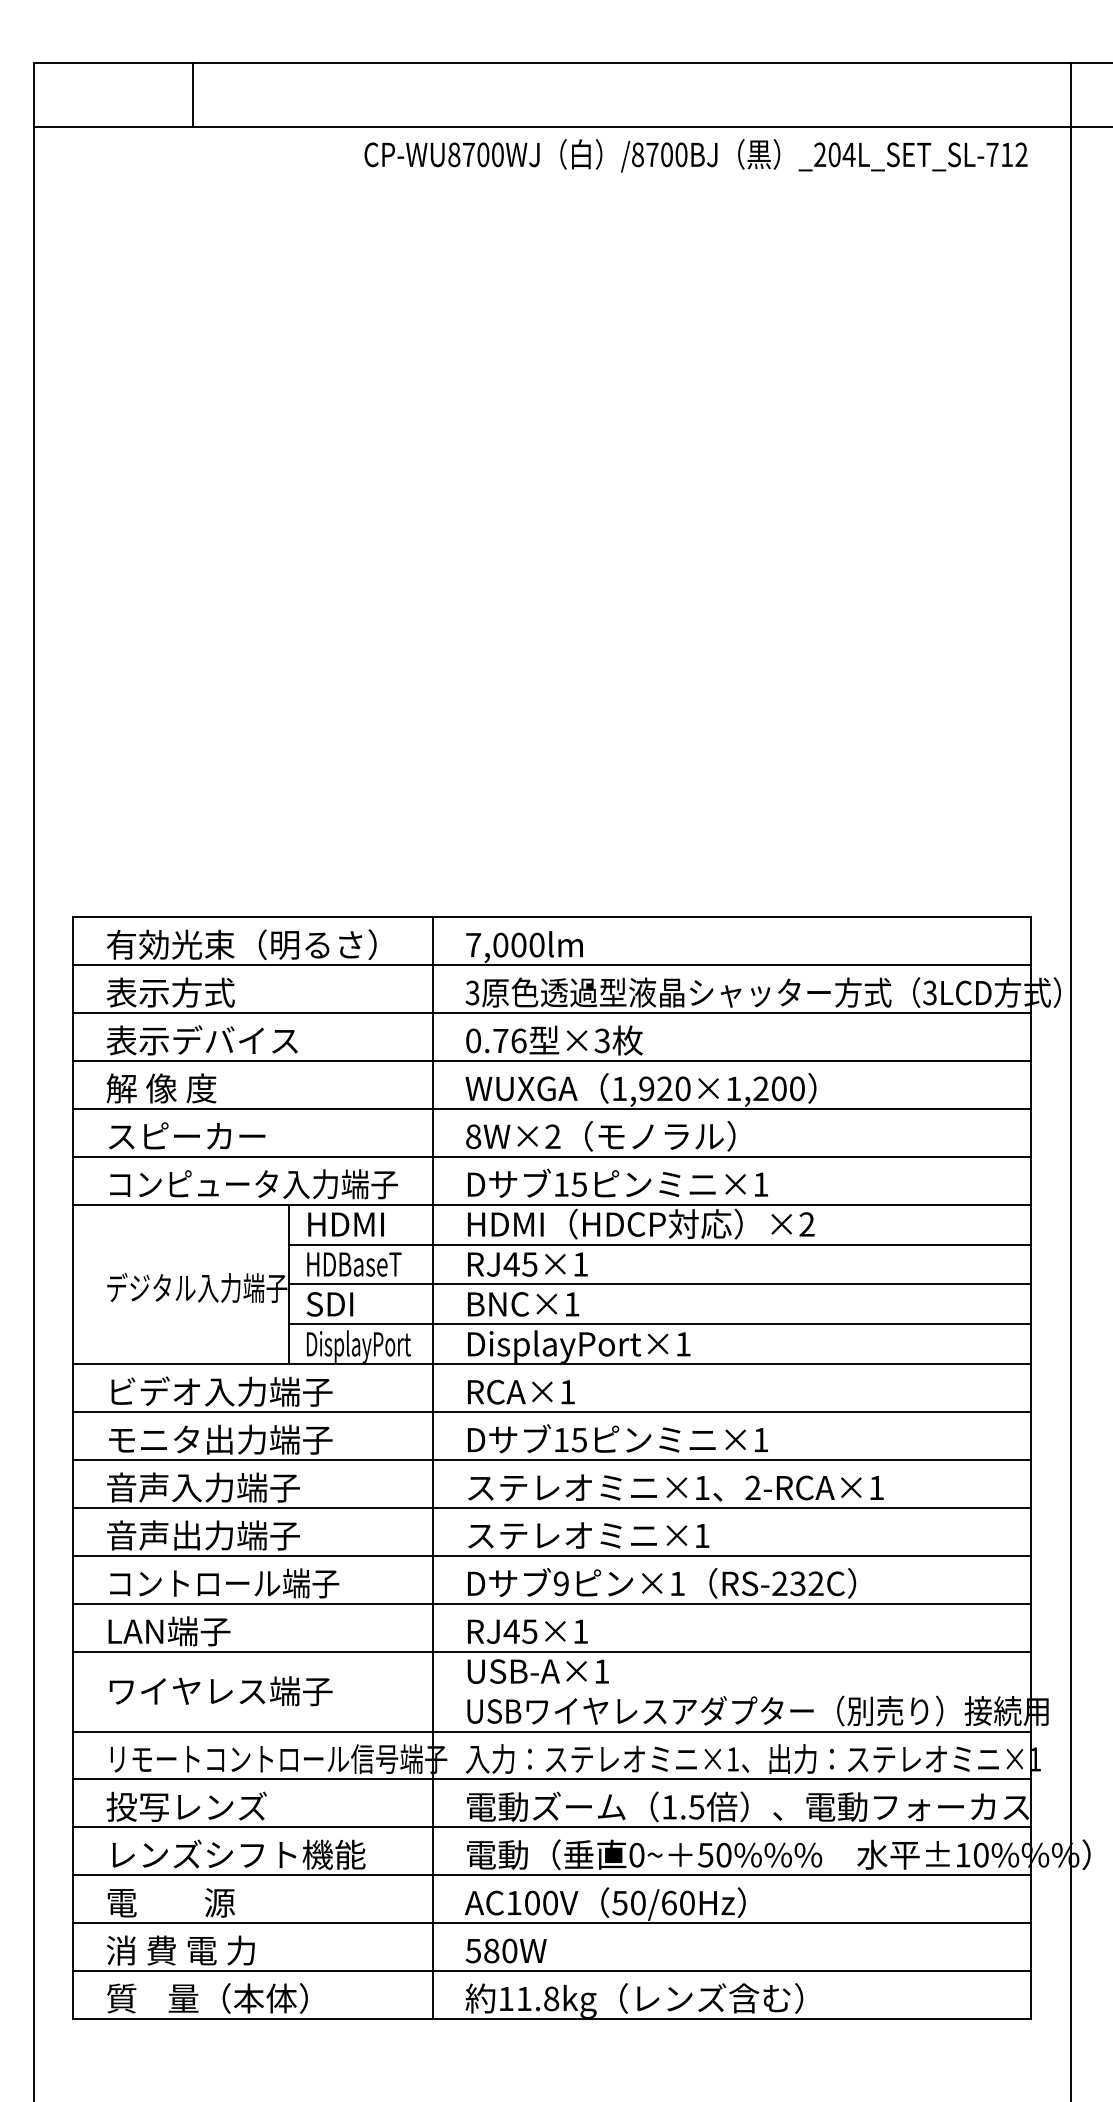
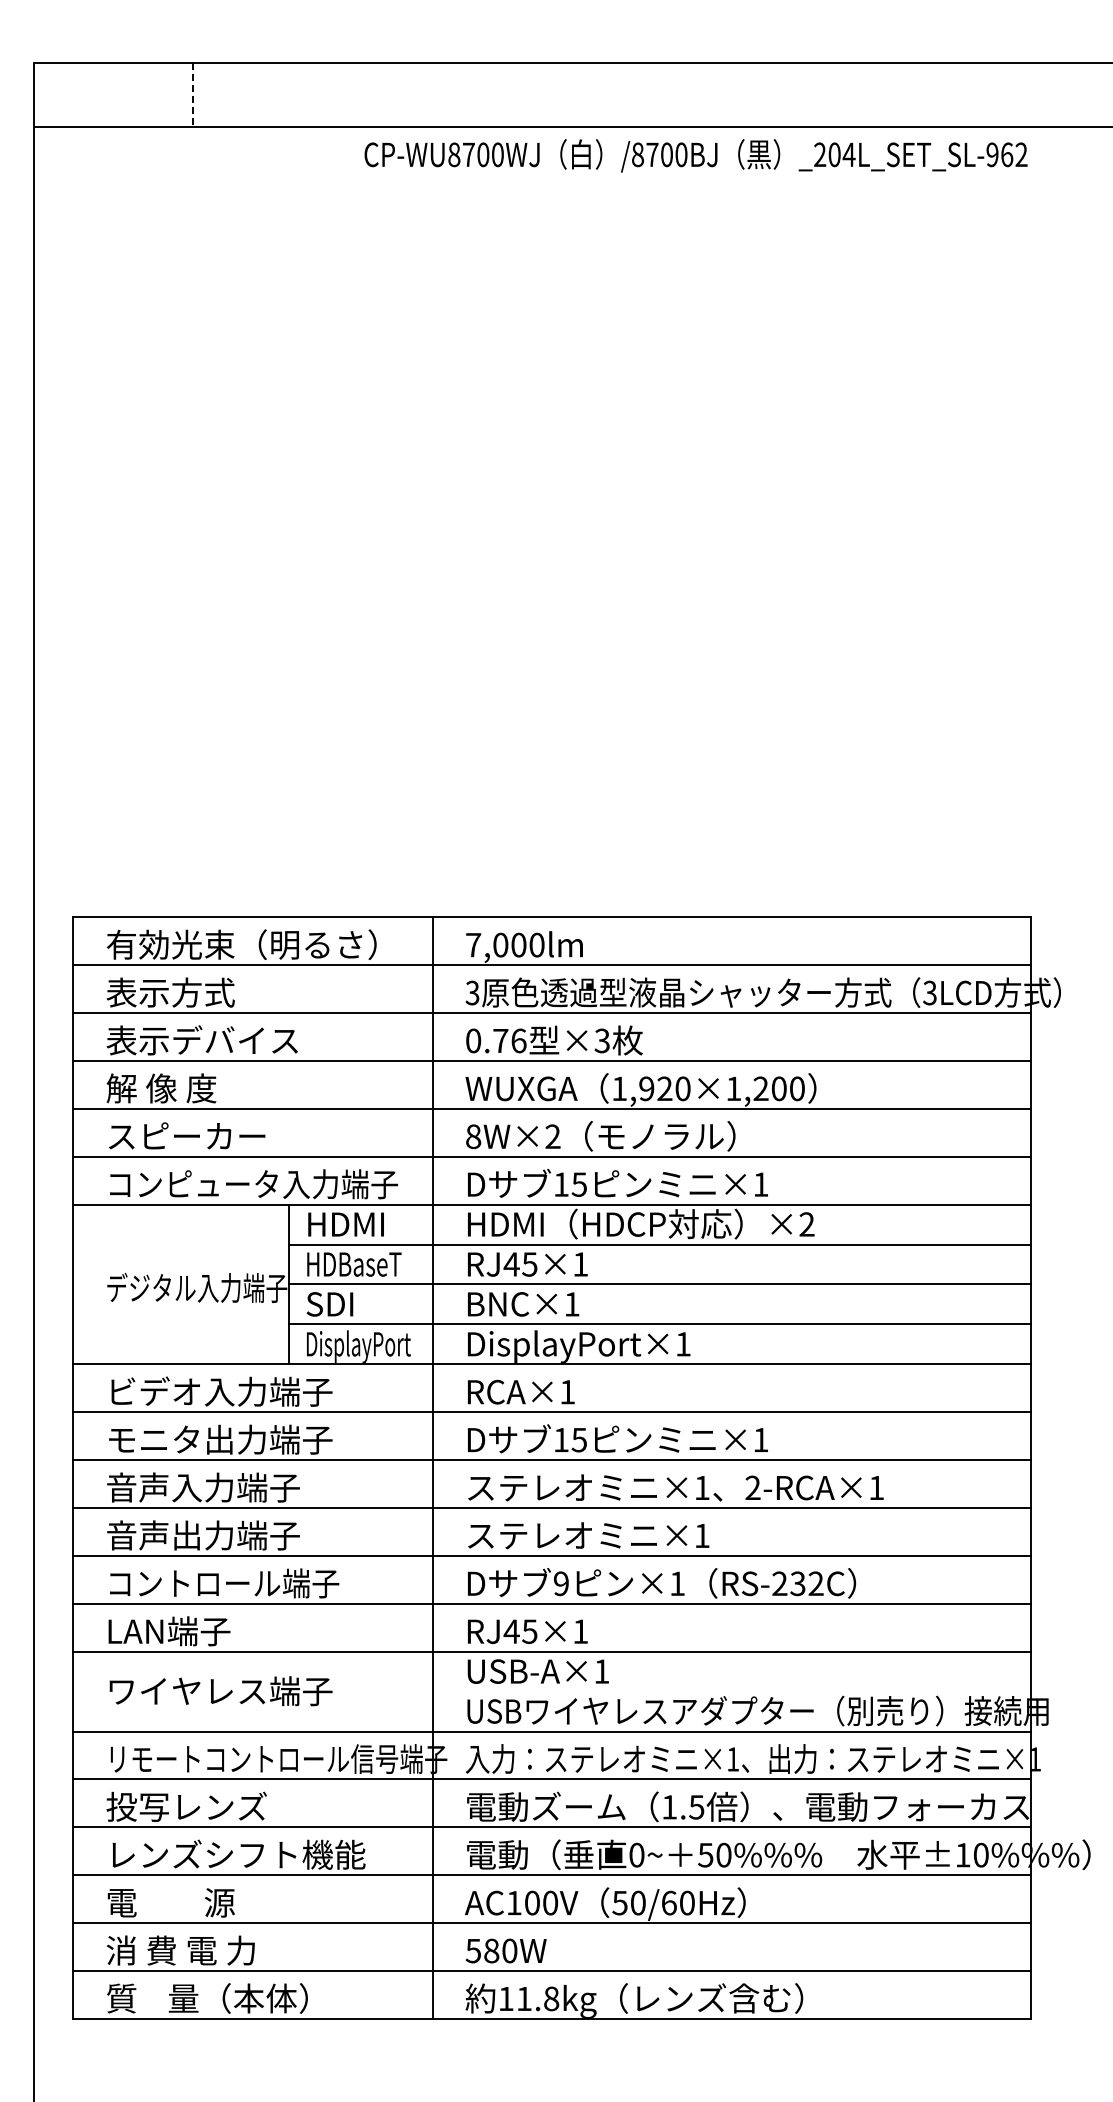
line: solid -> dashed (193, 94)
text: _204L_SET_SL-712 -> _204L_SET_SL-962 (999, 154)
line: present -> none (1071, 1080)
